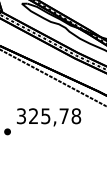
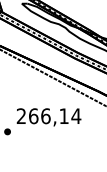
text: 325,78 -> 266,14 (48, 116)
